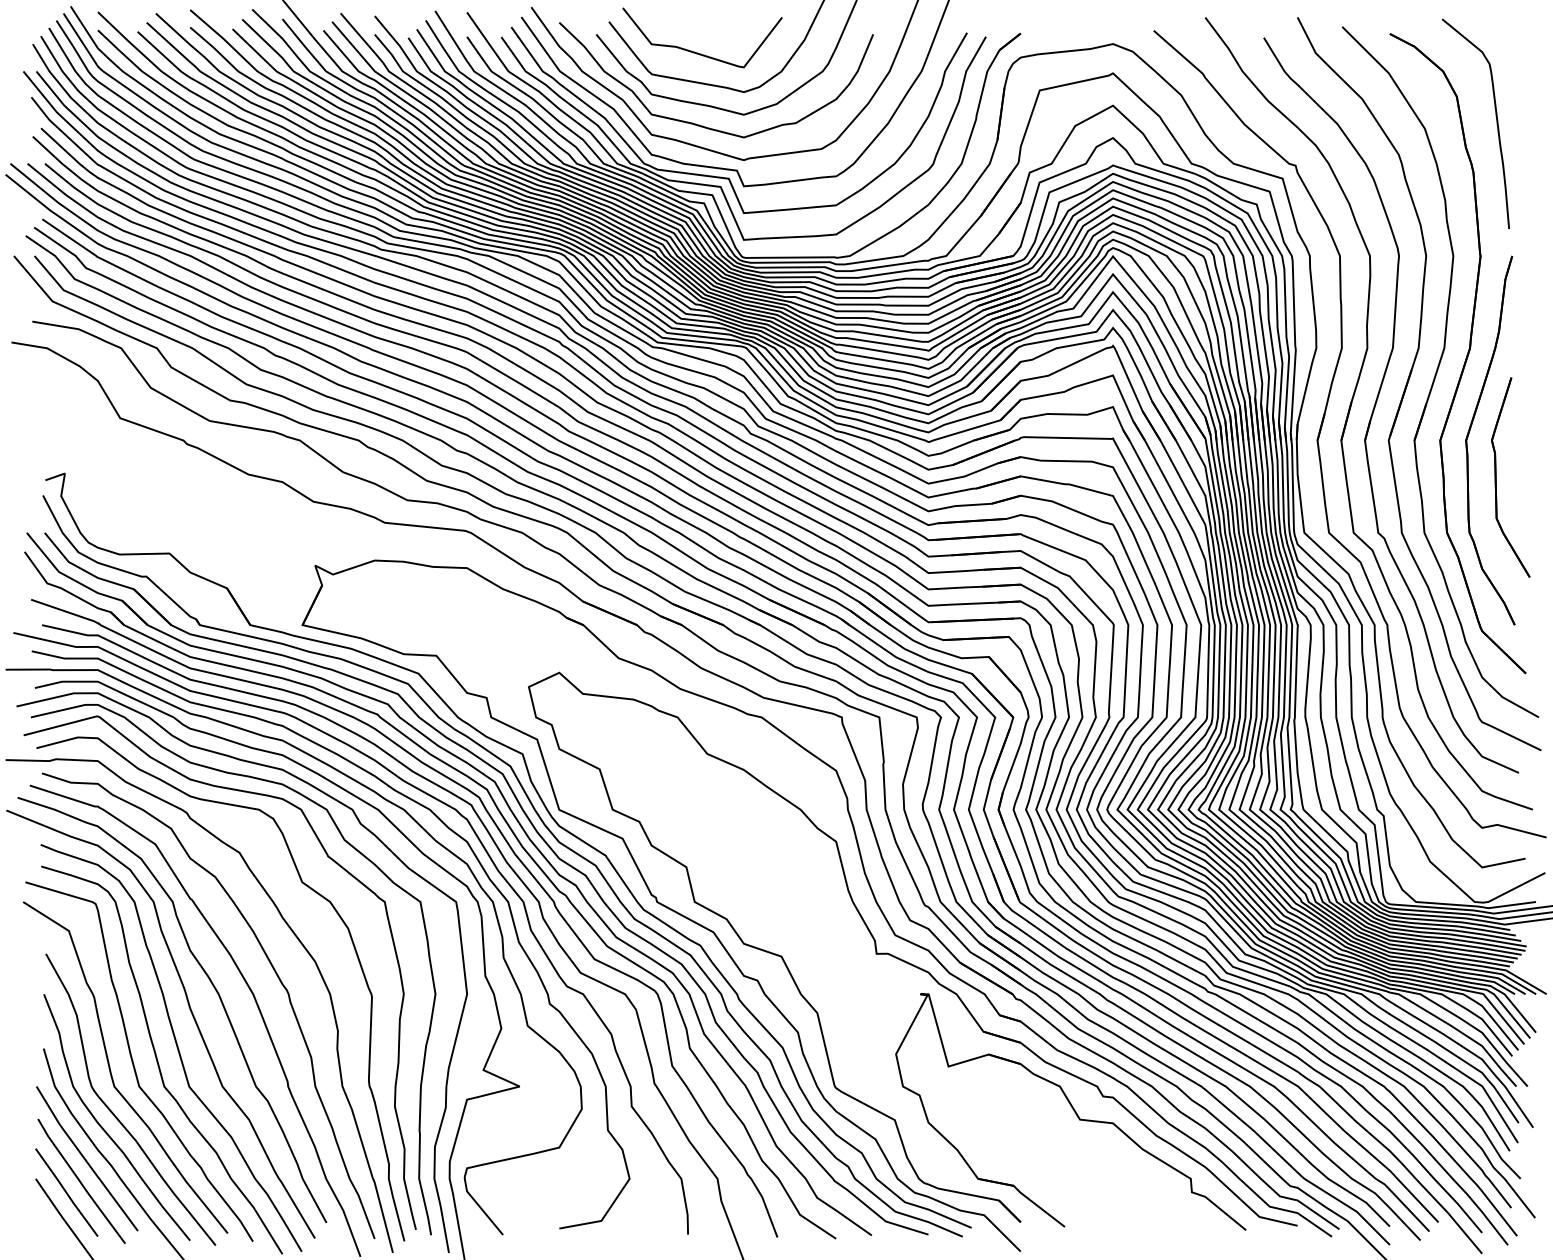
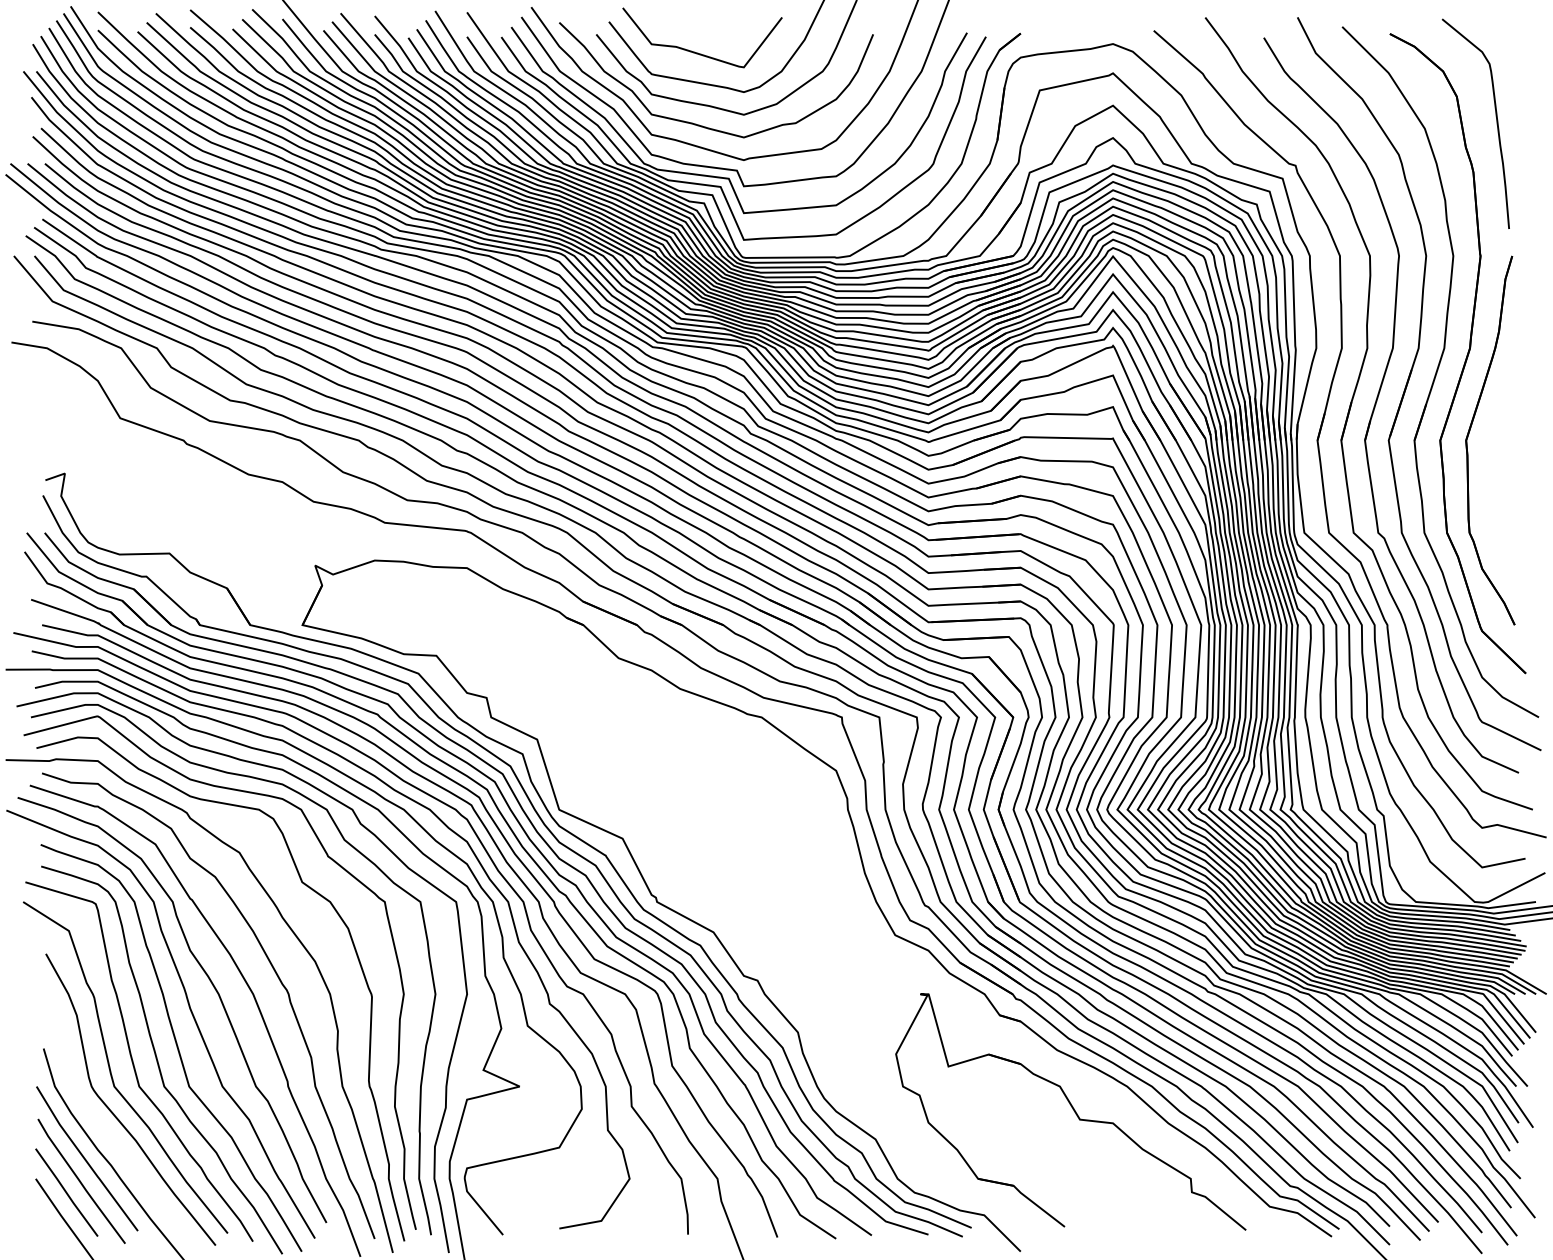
part: present -> none (1496, 477)
part: present -> none (905, 960)
curve: present -> none (102, 1126)
